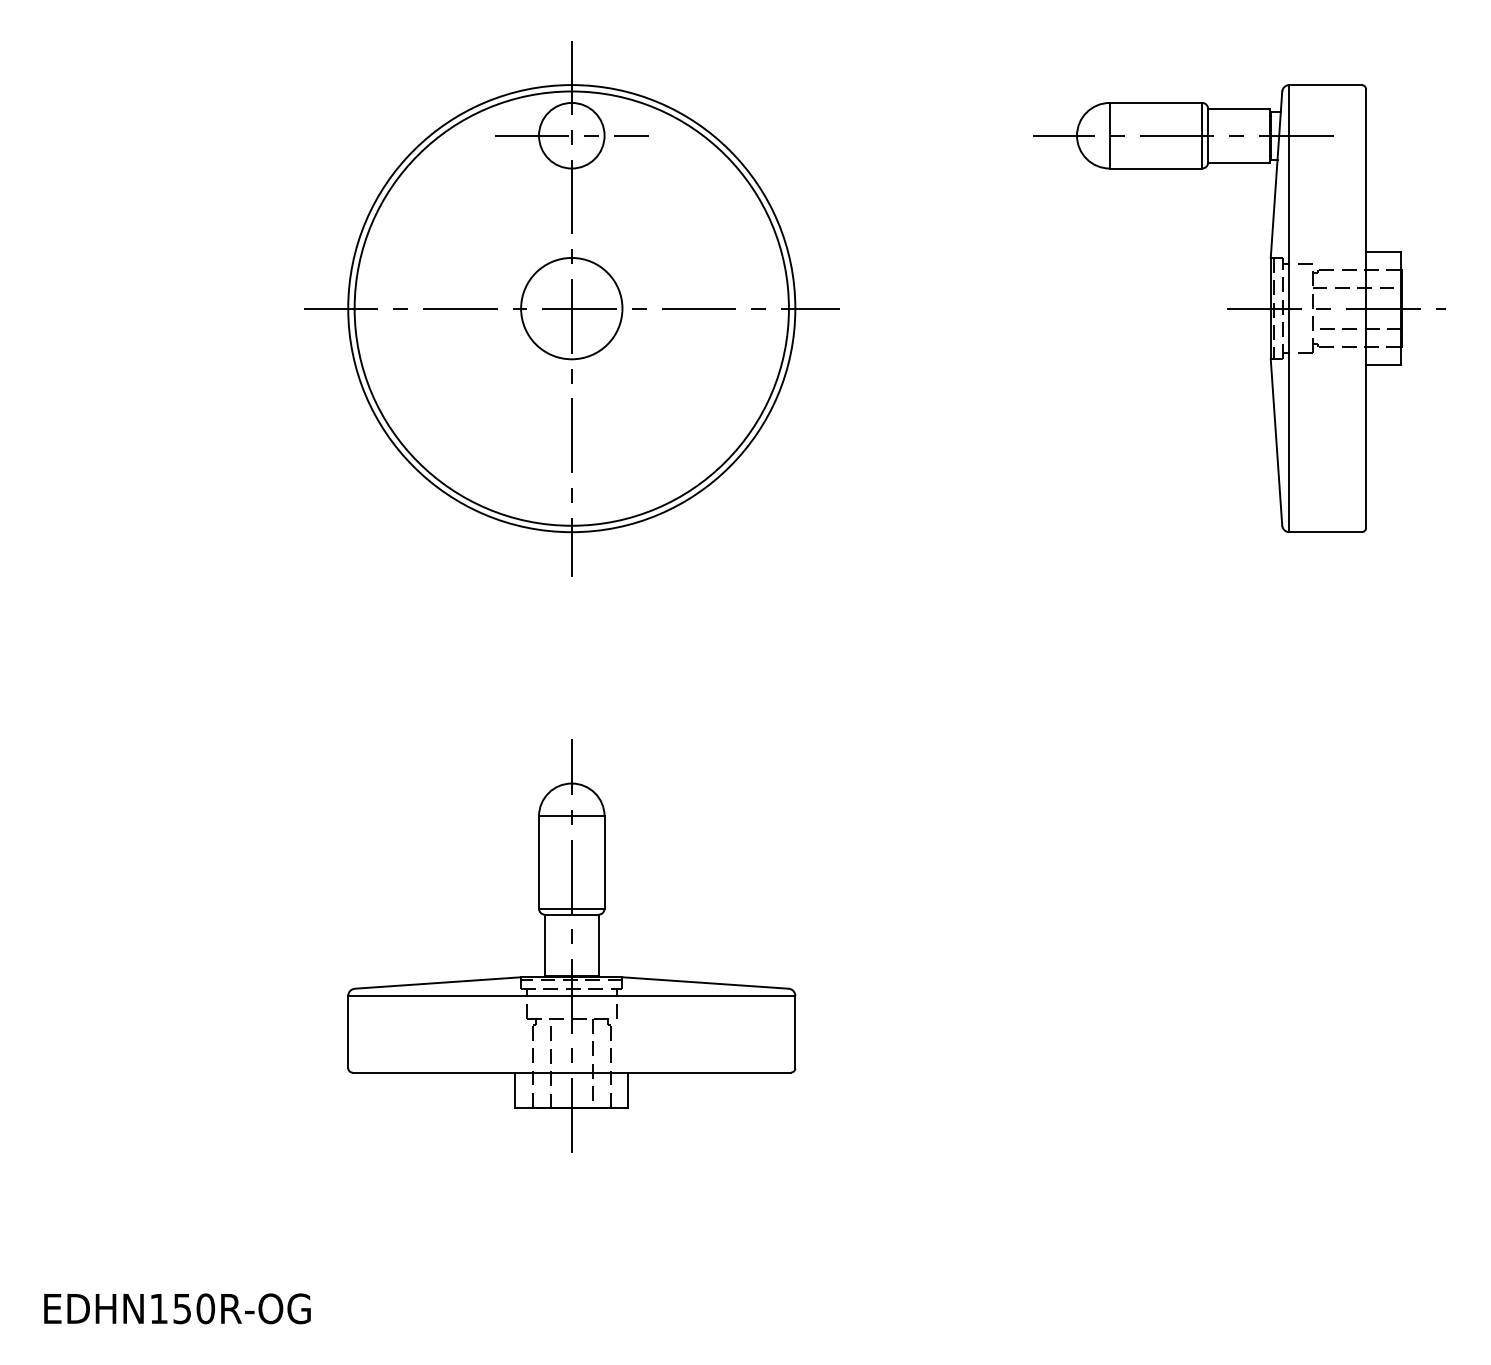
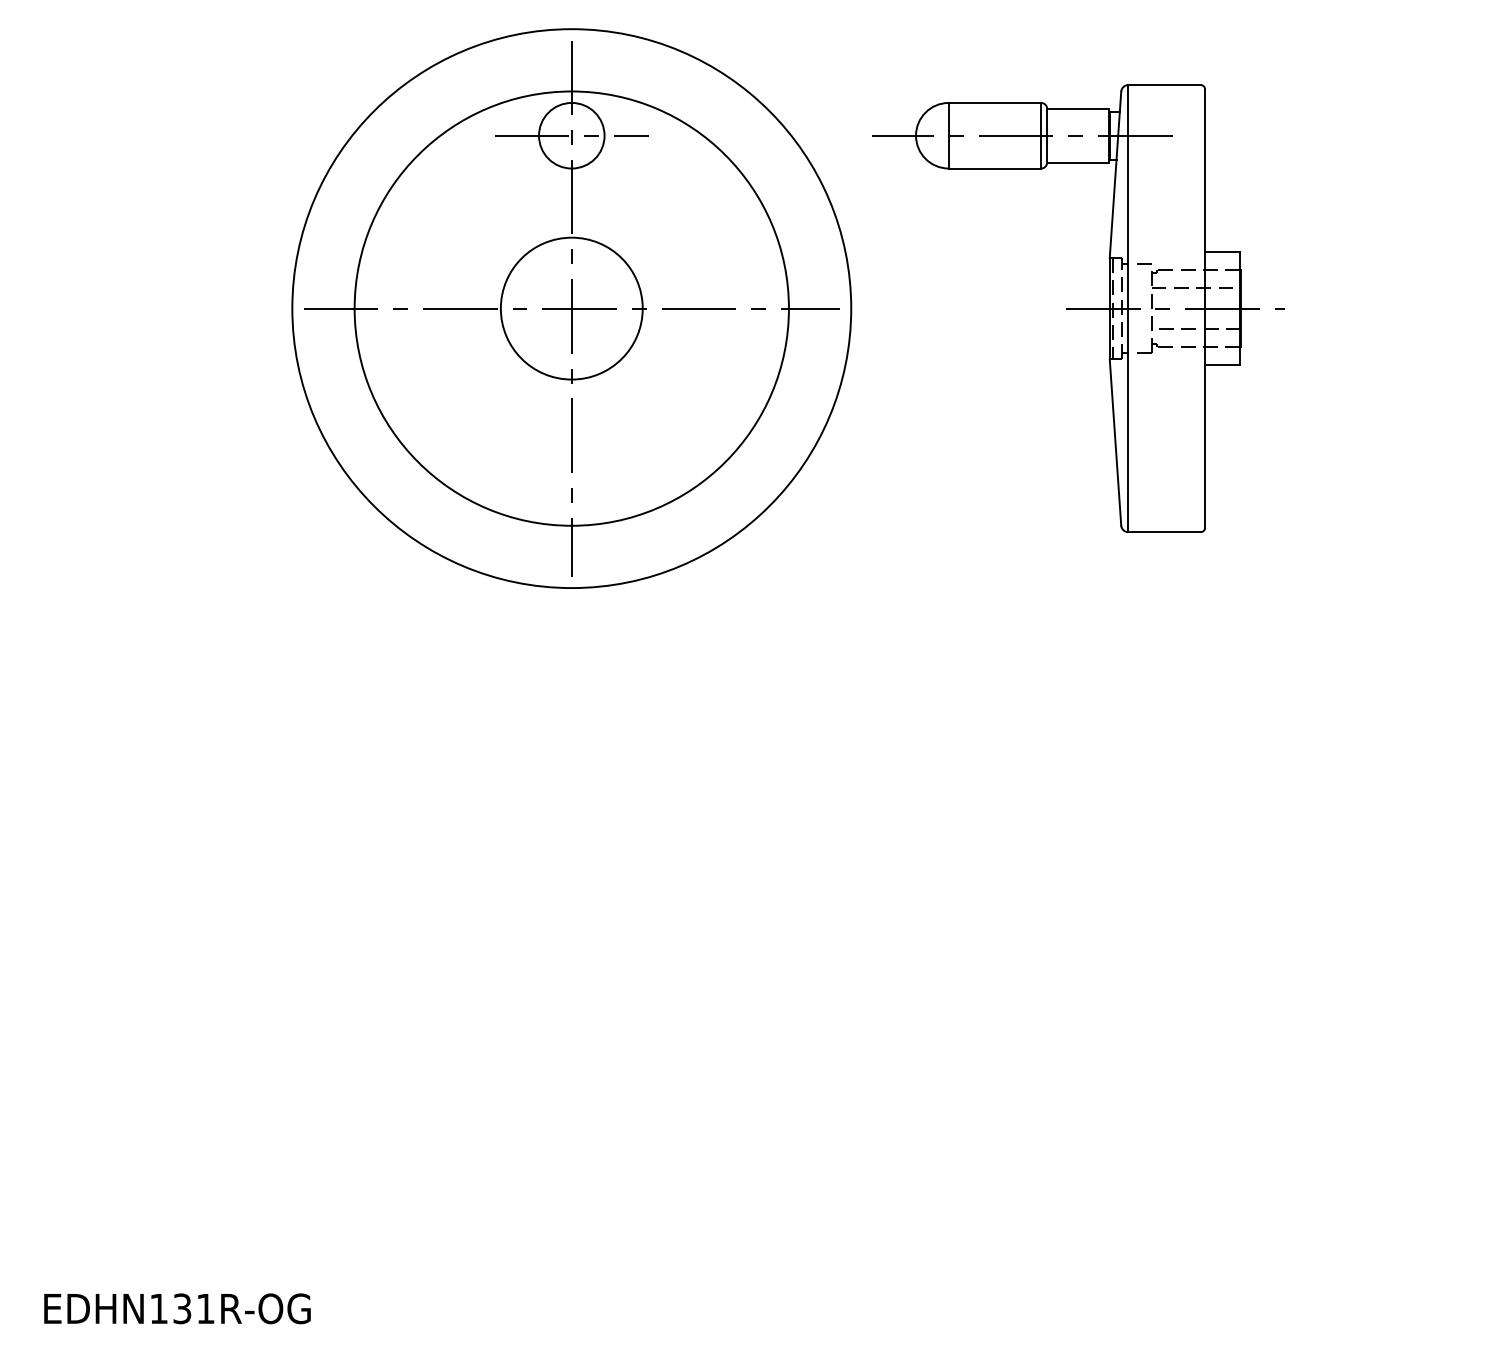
circle diameter: 101 px -> 142 px (571, 308)
circle diameter: 447 px -> 559 px (571, 308)
part position: (1239, 308) -> (1078, 308) (1078, 308)
part: present -> none (571, 945)
text: EDHN150R-OG -> EDHN131R-OG (194, 1308)
